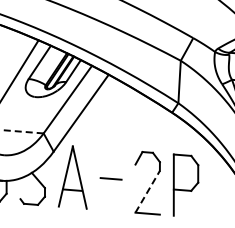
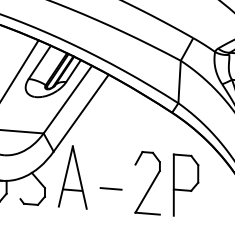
line: dashed -> solid (21, 131)
line position: (110, 178) -> (110, 188) (110, 188)
line: dashed -> solid (147, 191)
